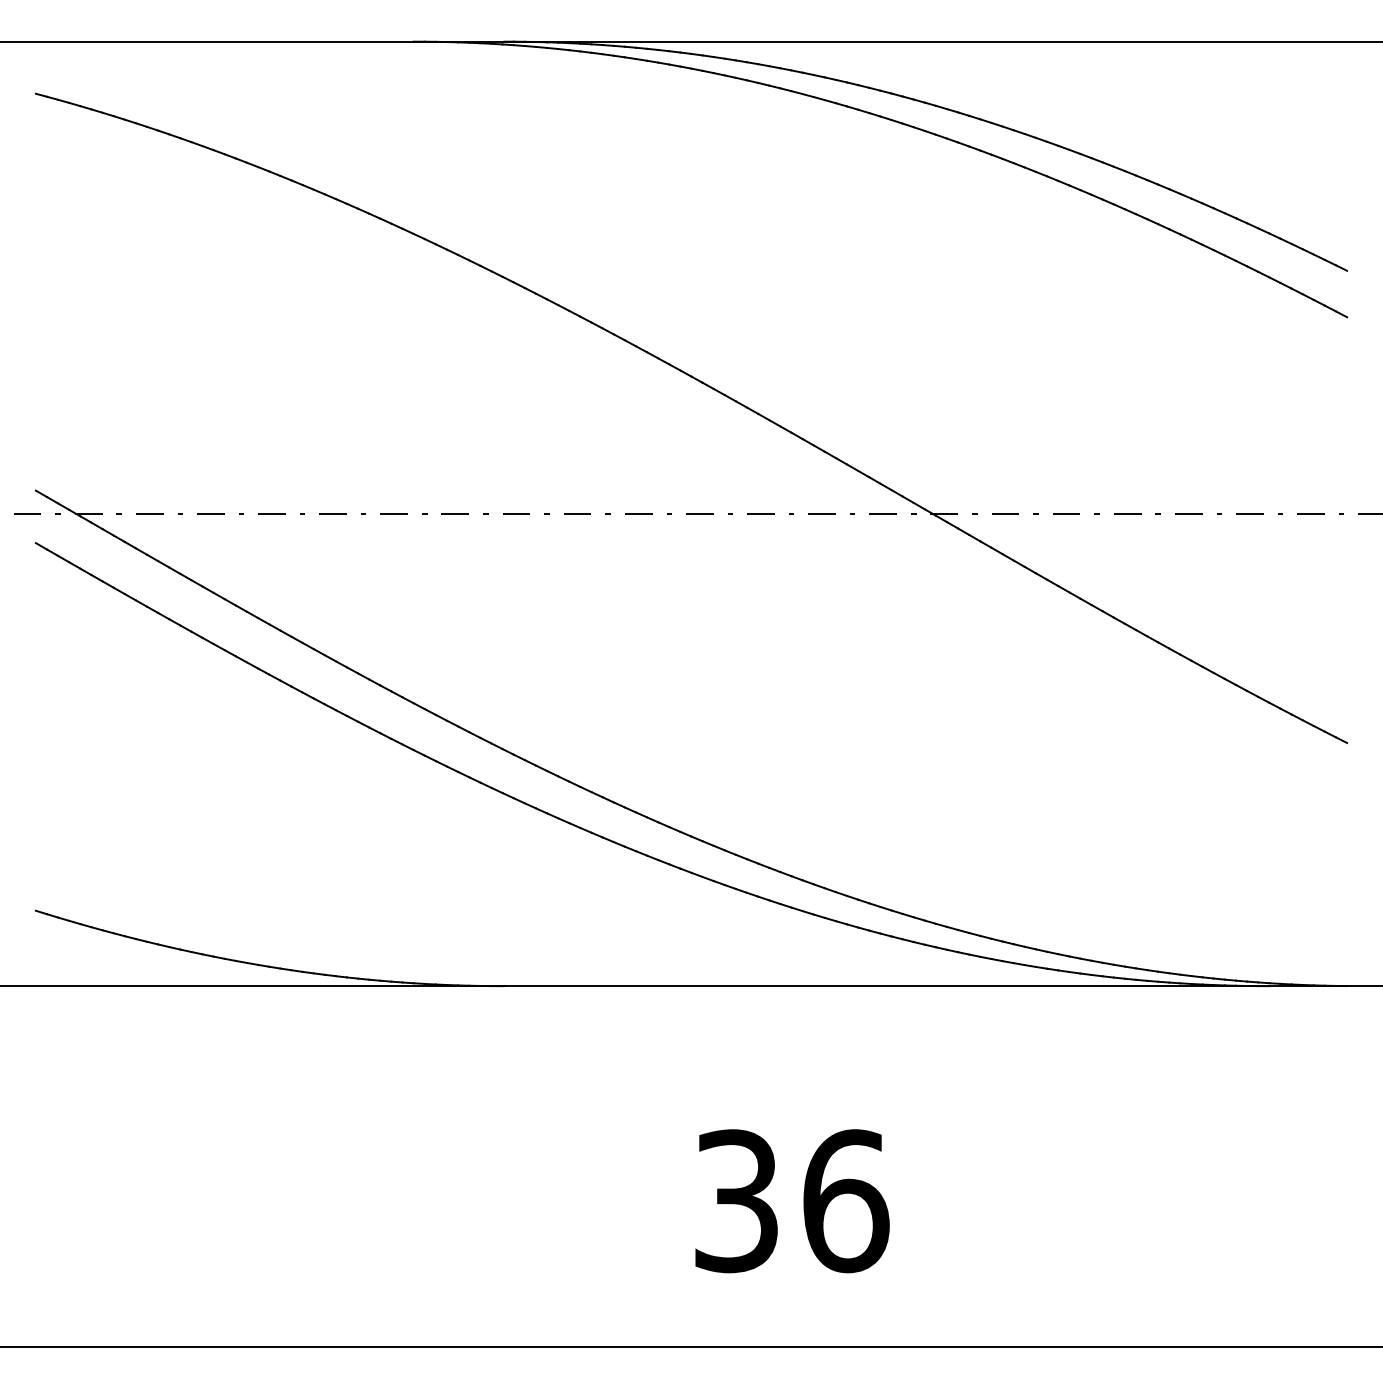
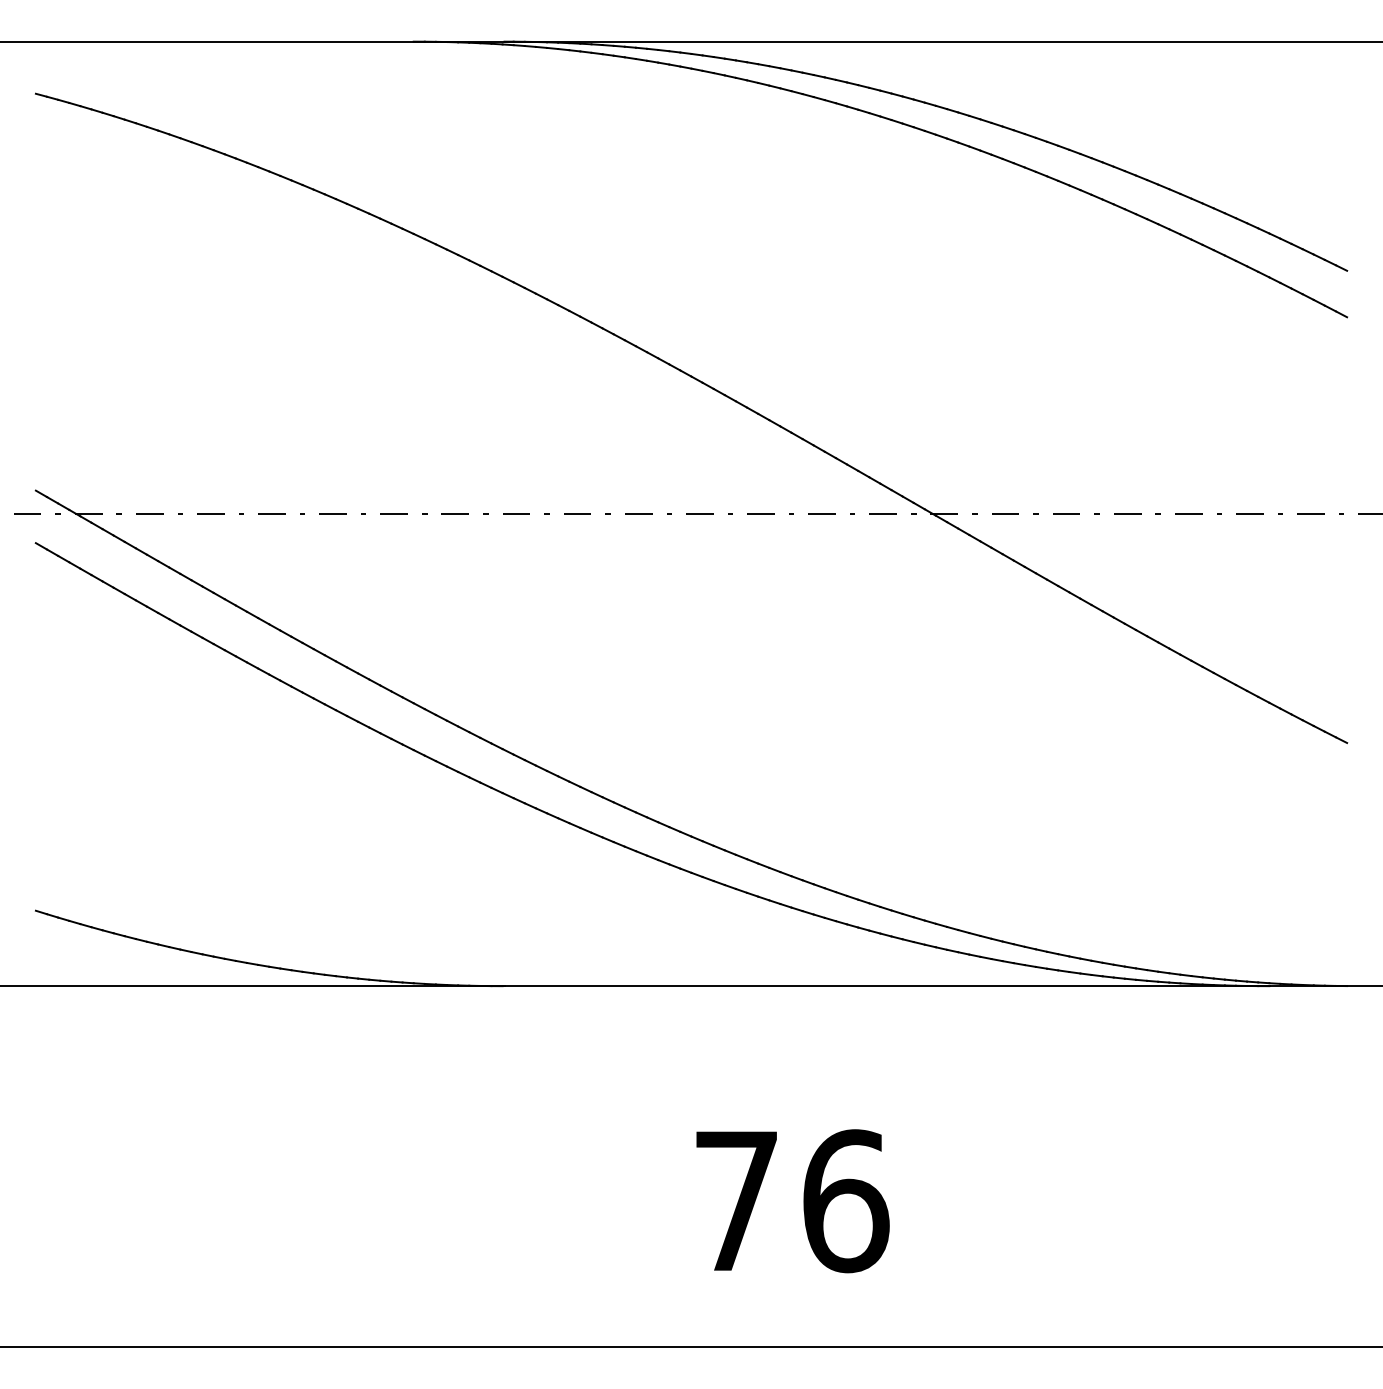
text: 36 -> 76 (736, 1201)
